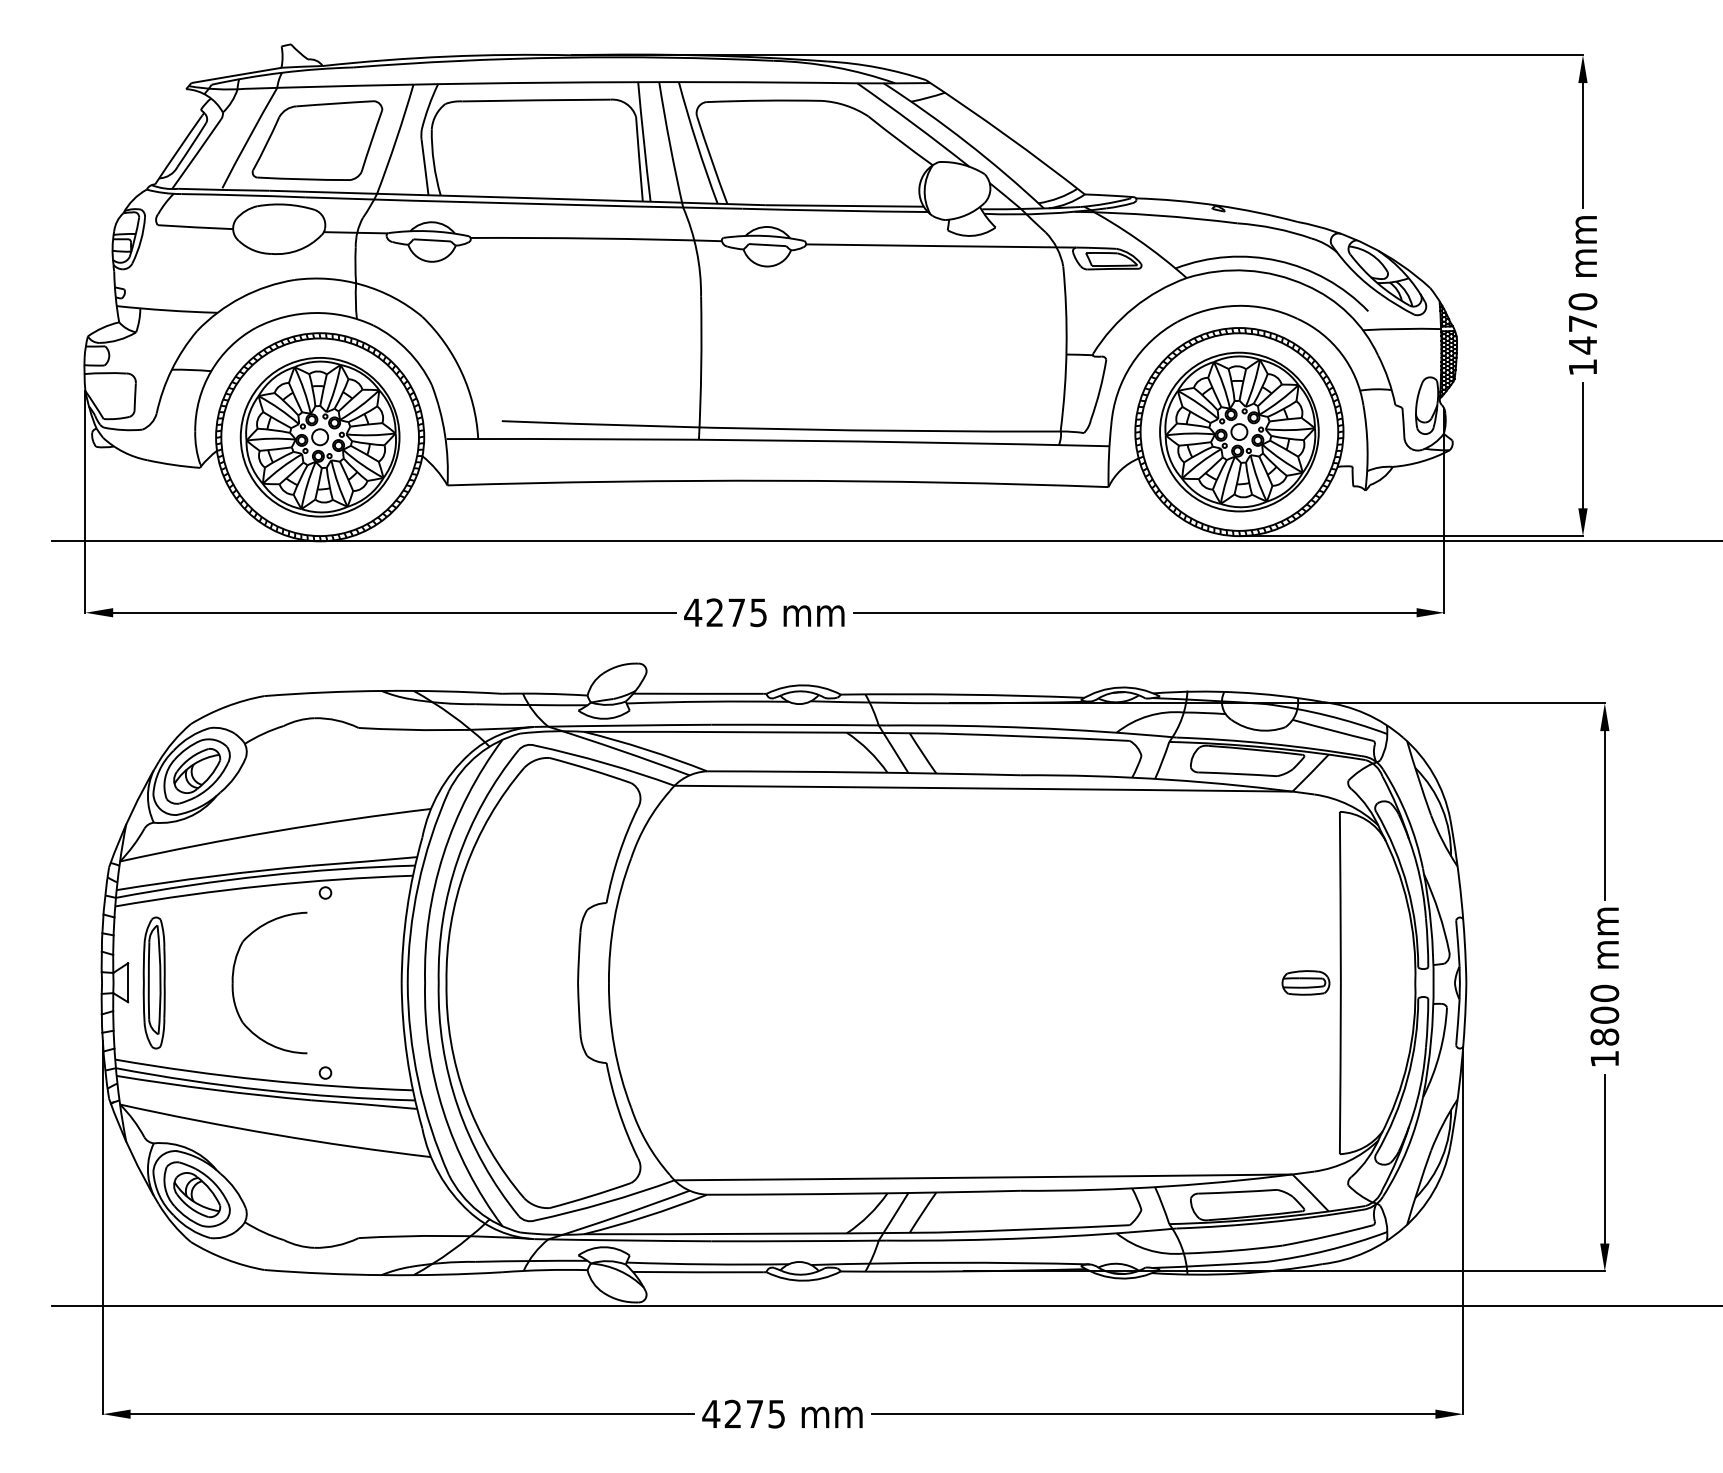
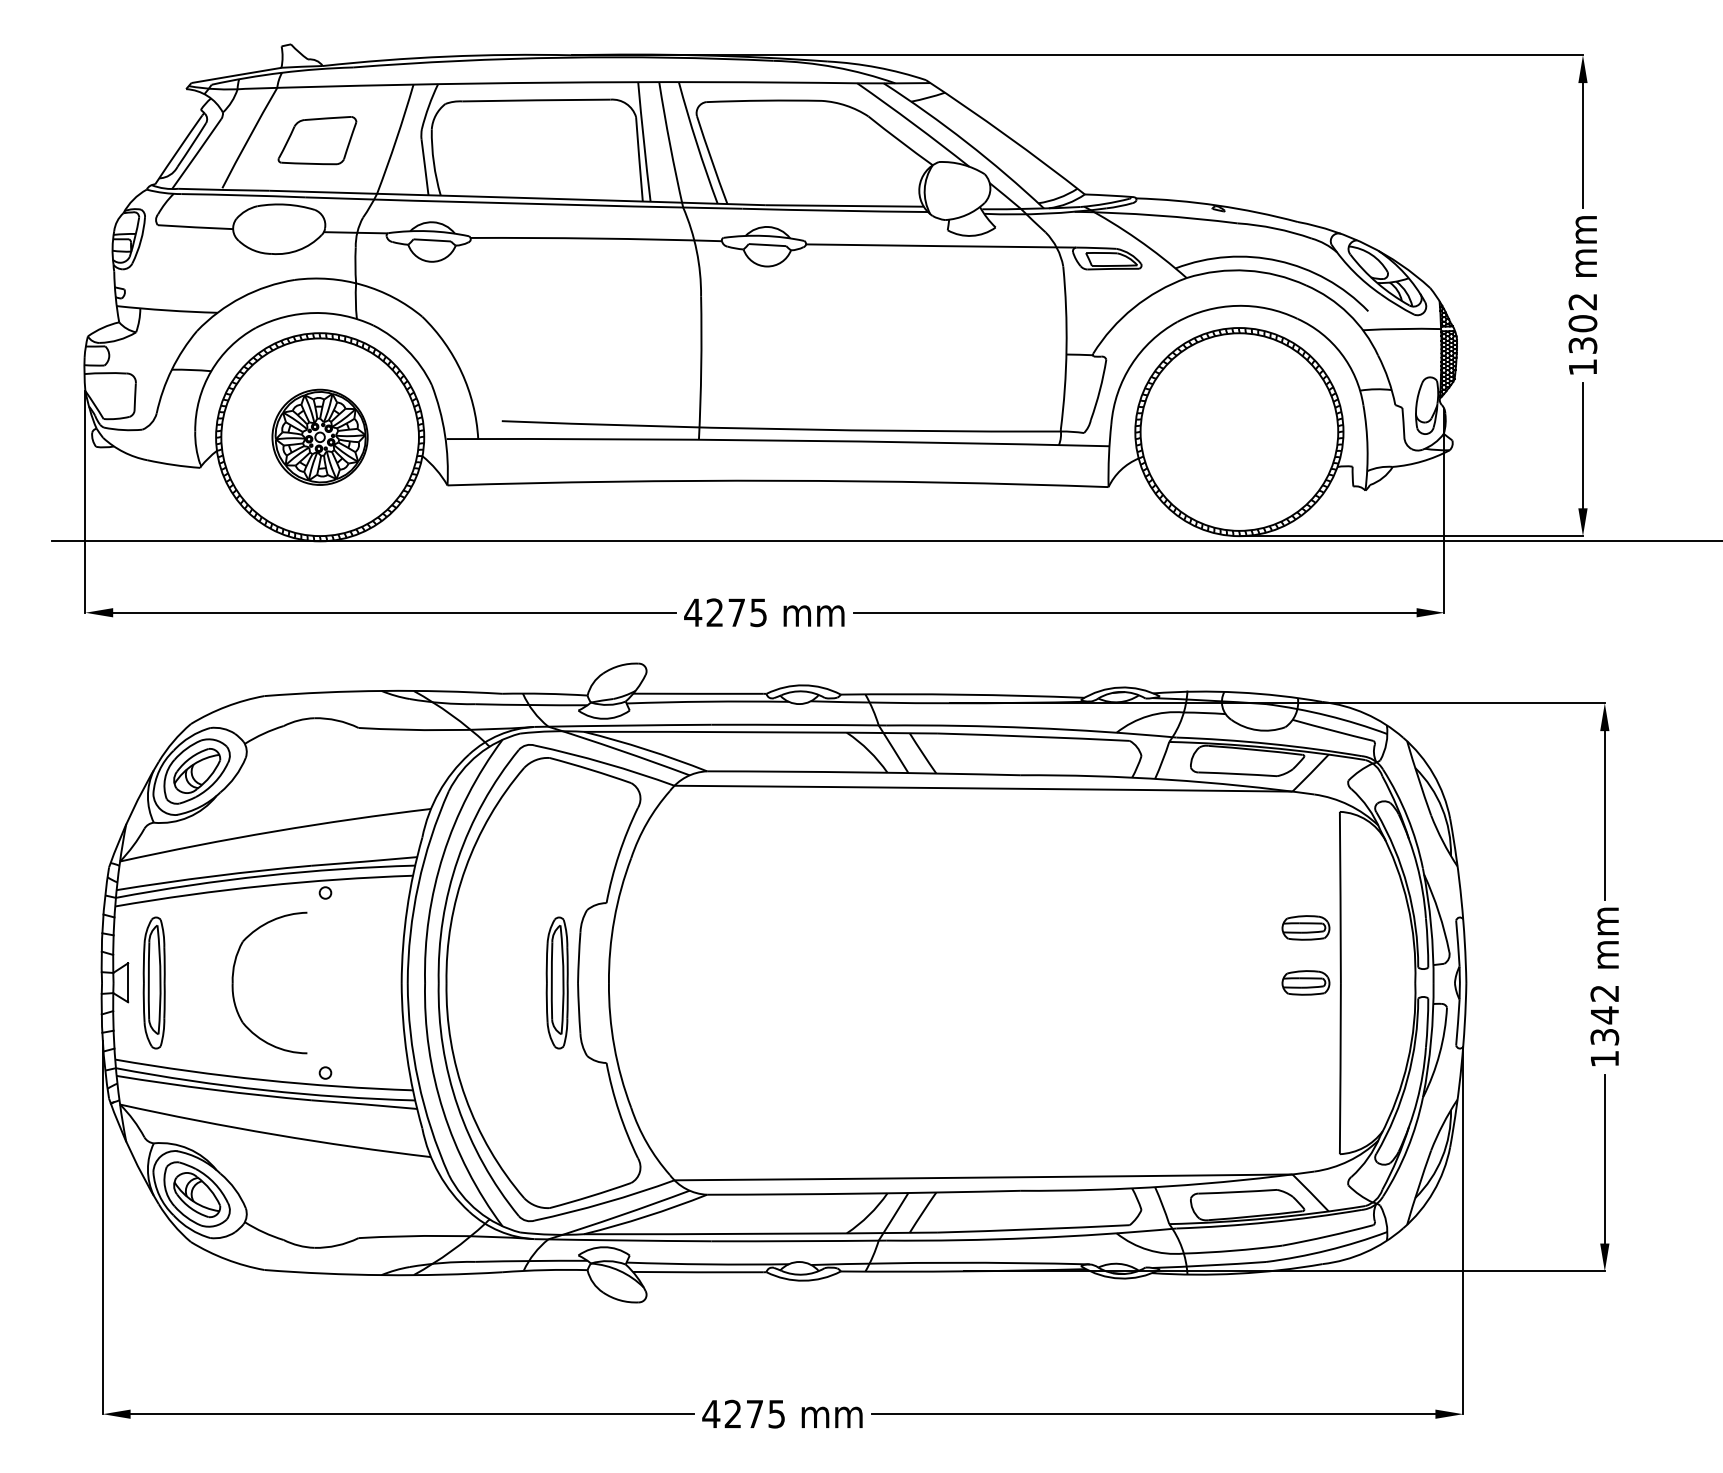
part size: 133x81 px -> 81x50 px (317, 140)
text: 1470 -> 1302 (1582, 323)
part: present -> none (1239, 431)
part size: 162x161 px -> 98x98 px (319, 436)
part: none -> present (1305, 927)
part: none -> present (556, 982)
text: 1800 -> 1342 (1604, 1014)
line: present -> none (885, 1305)
